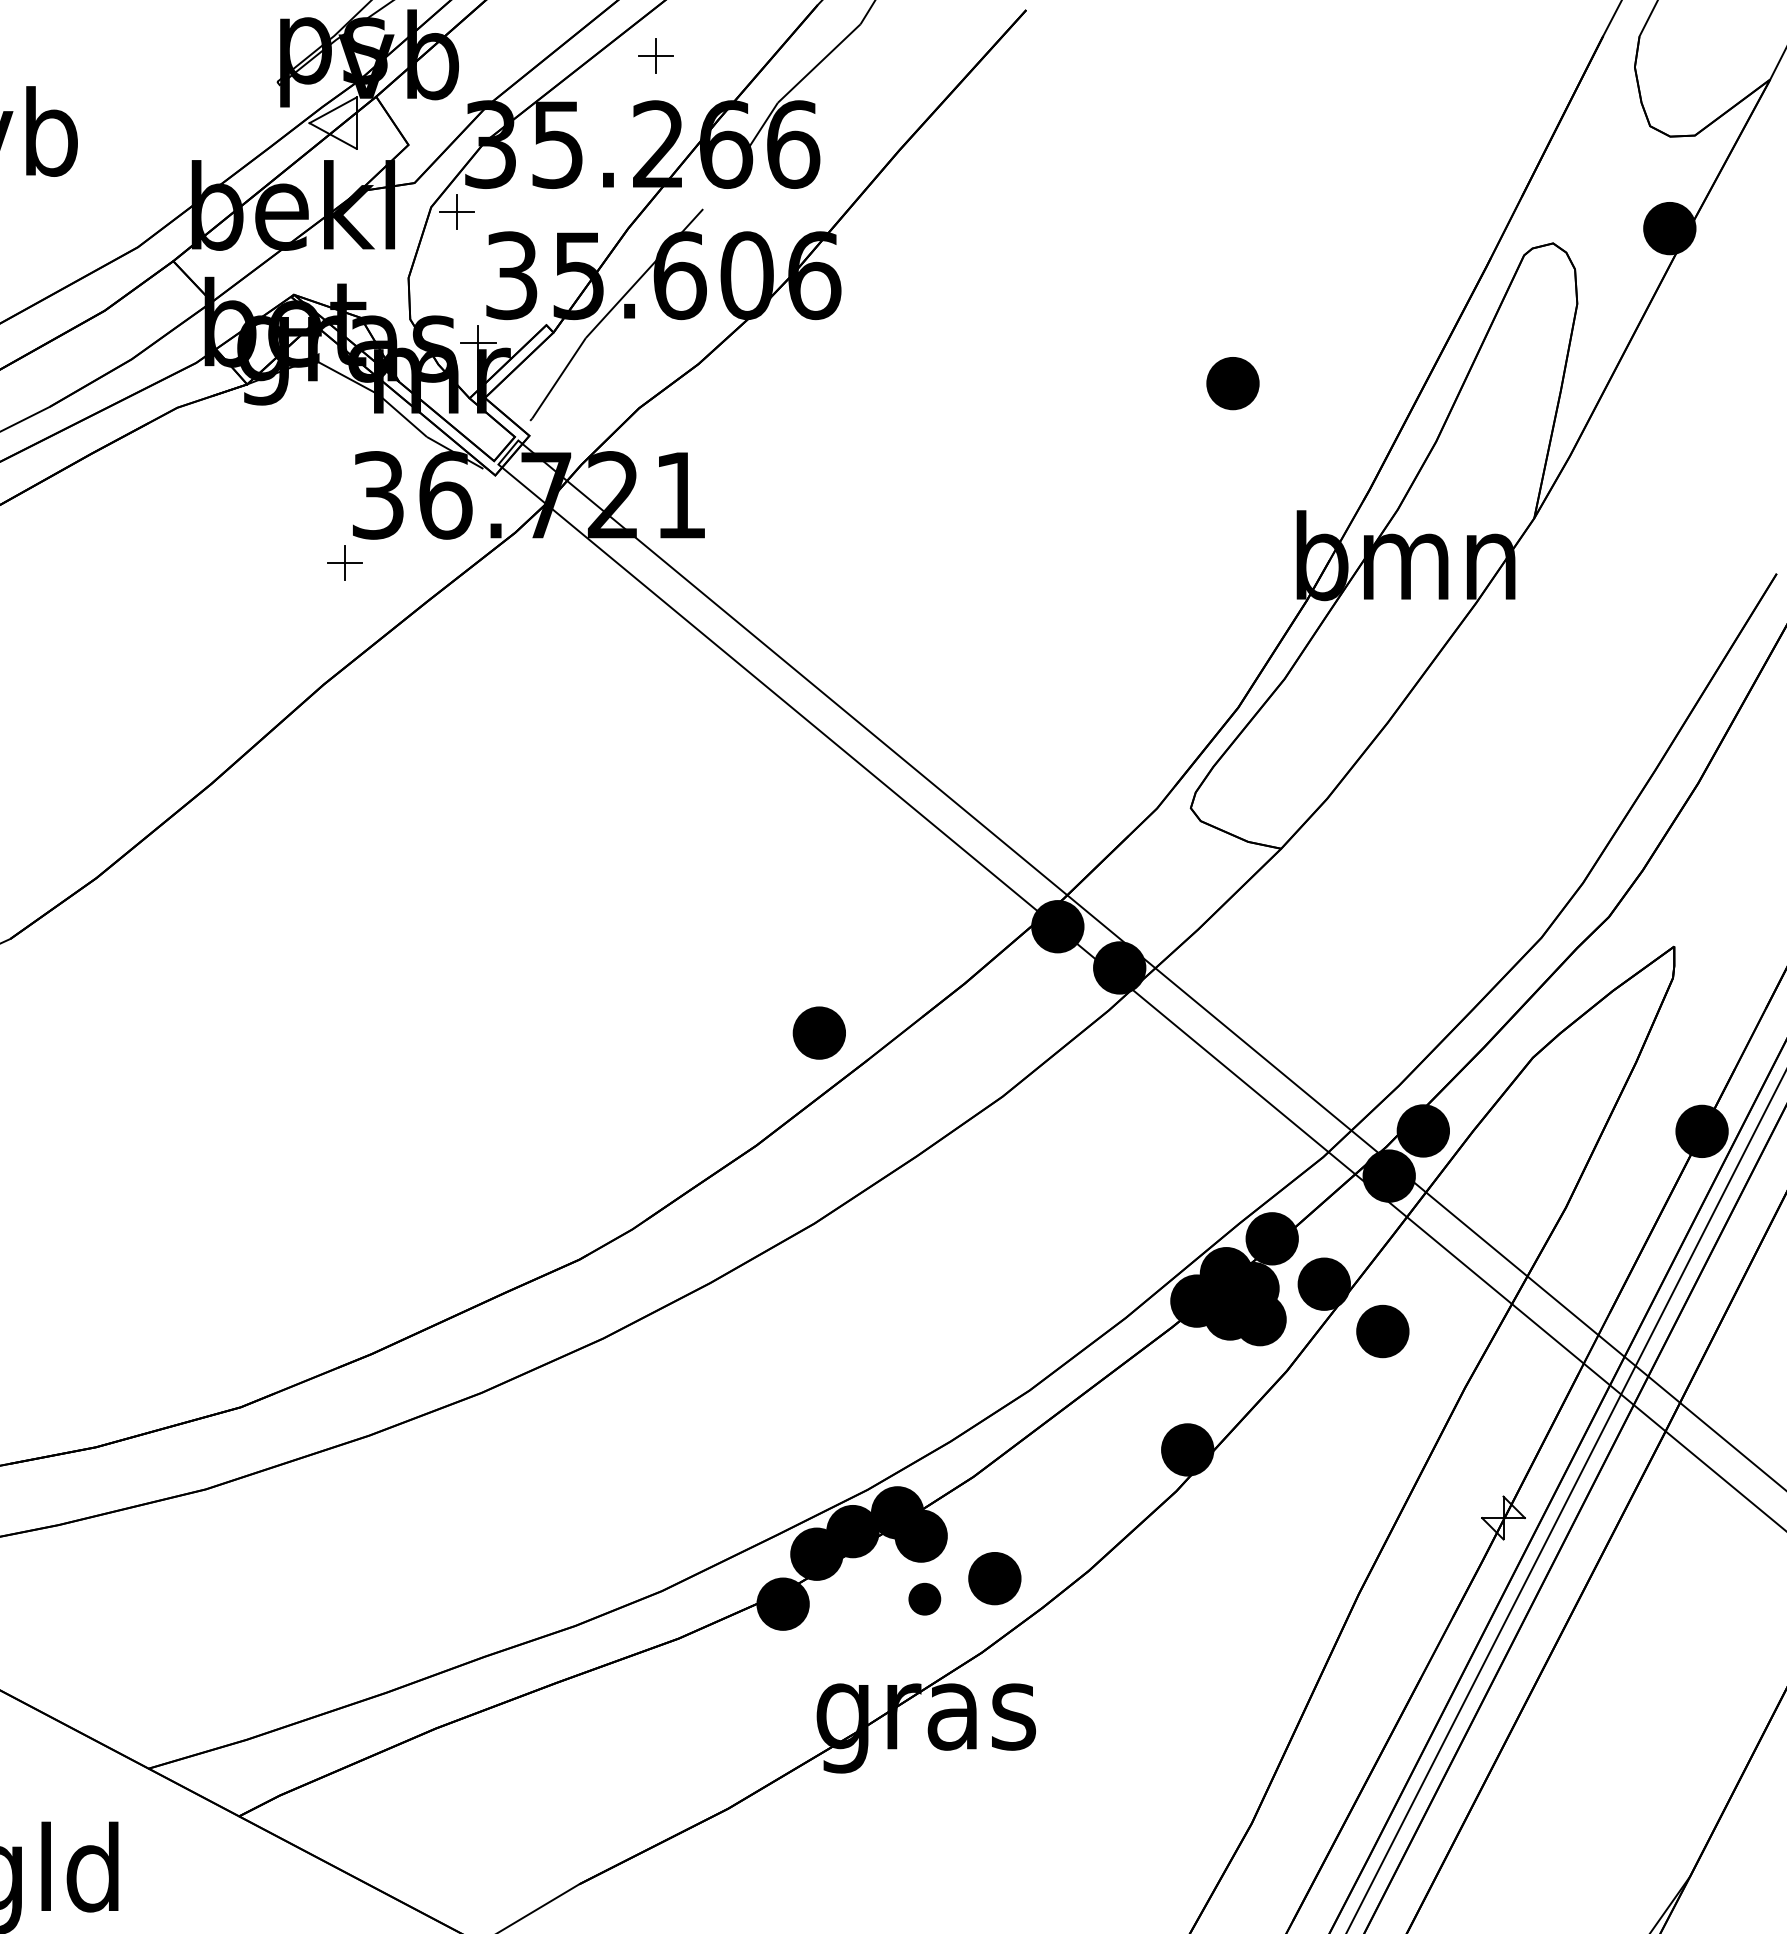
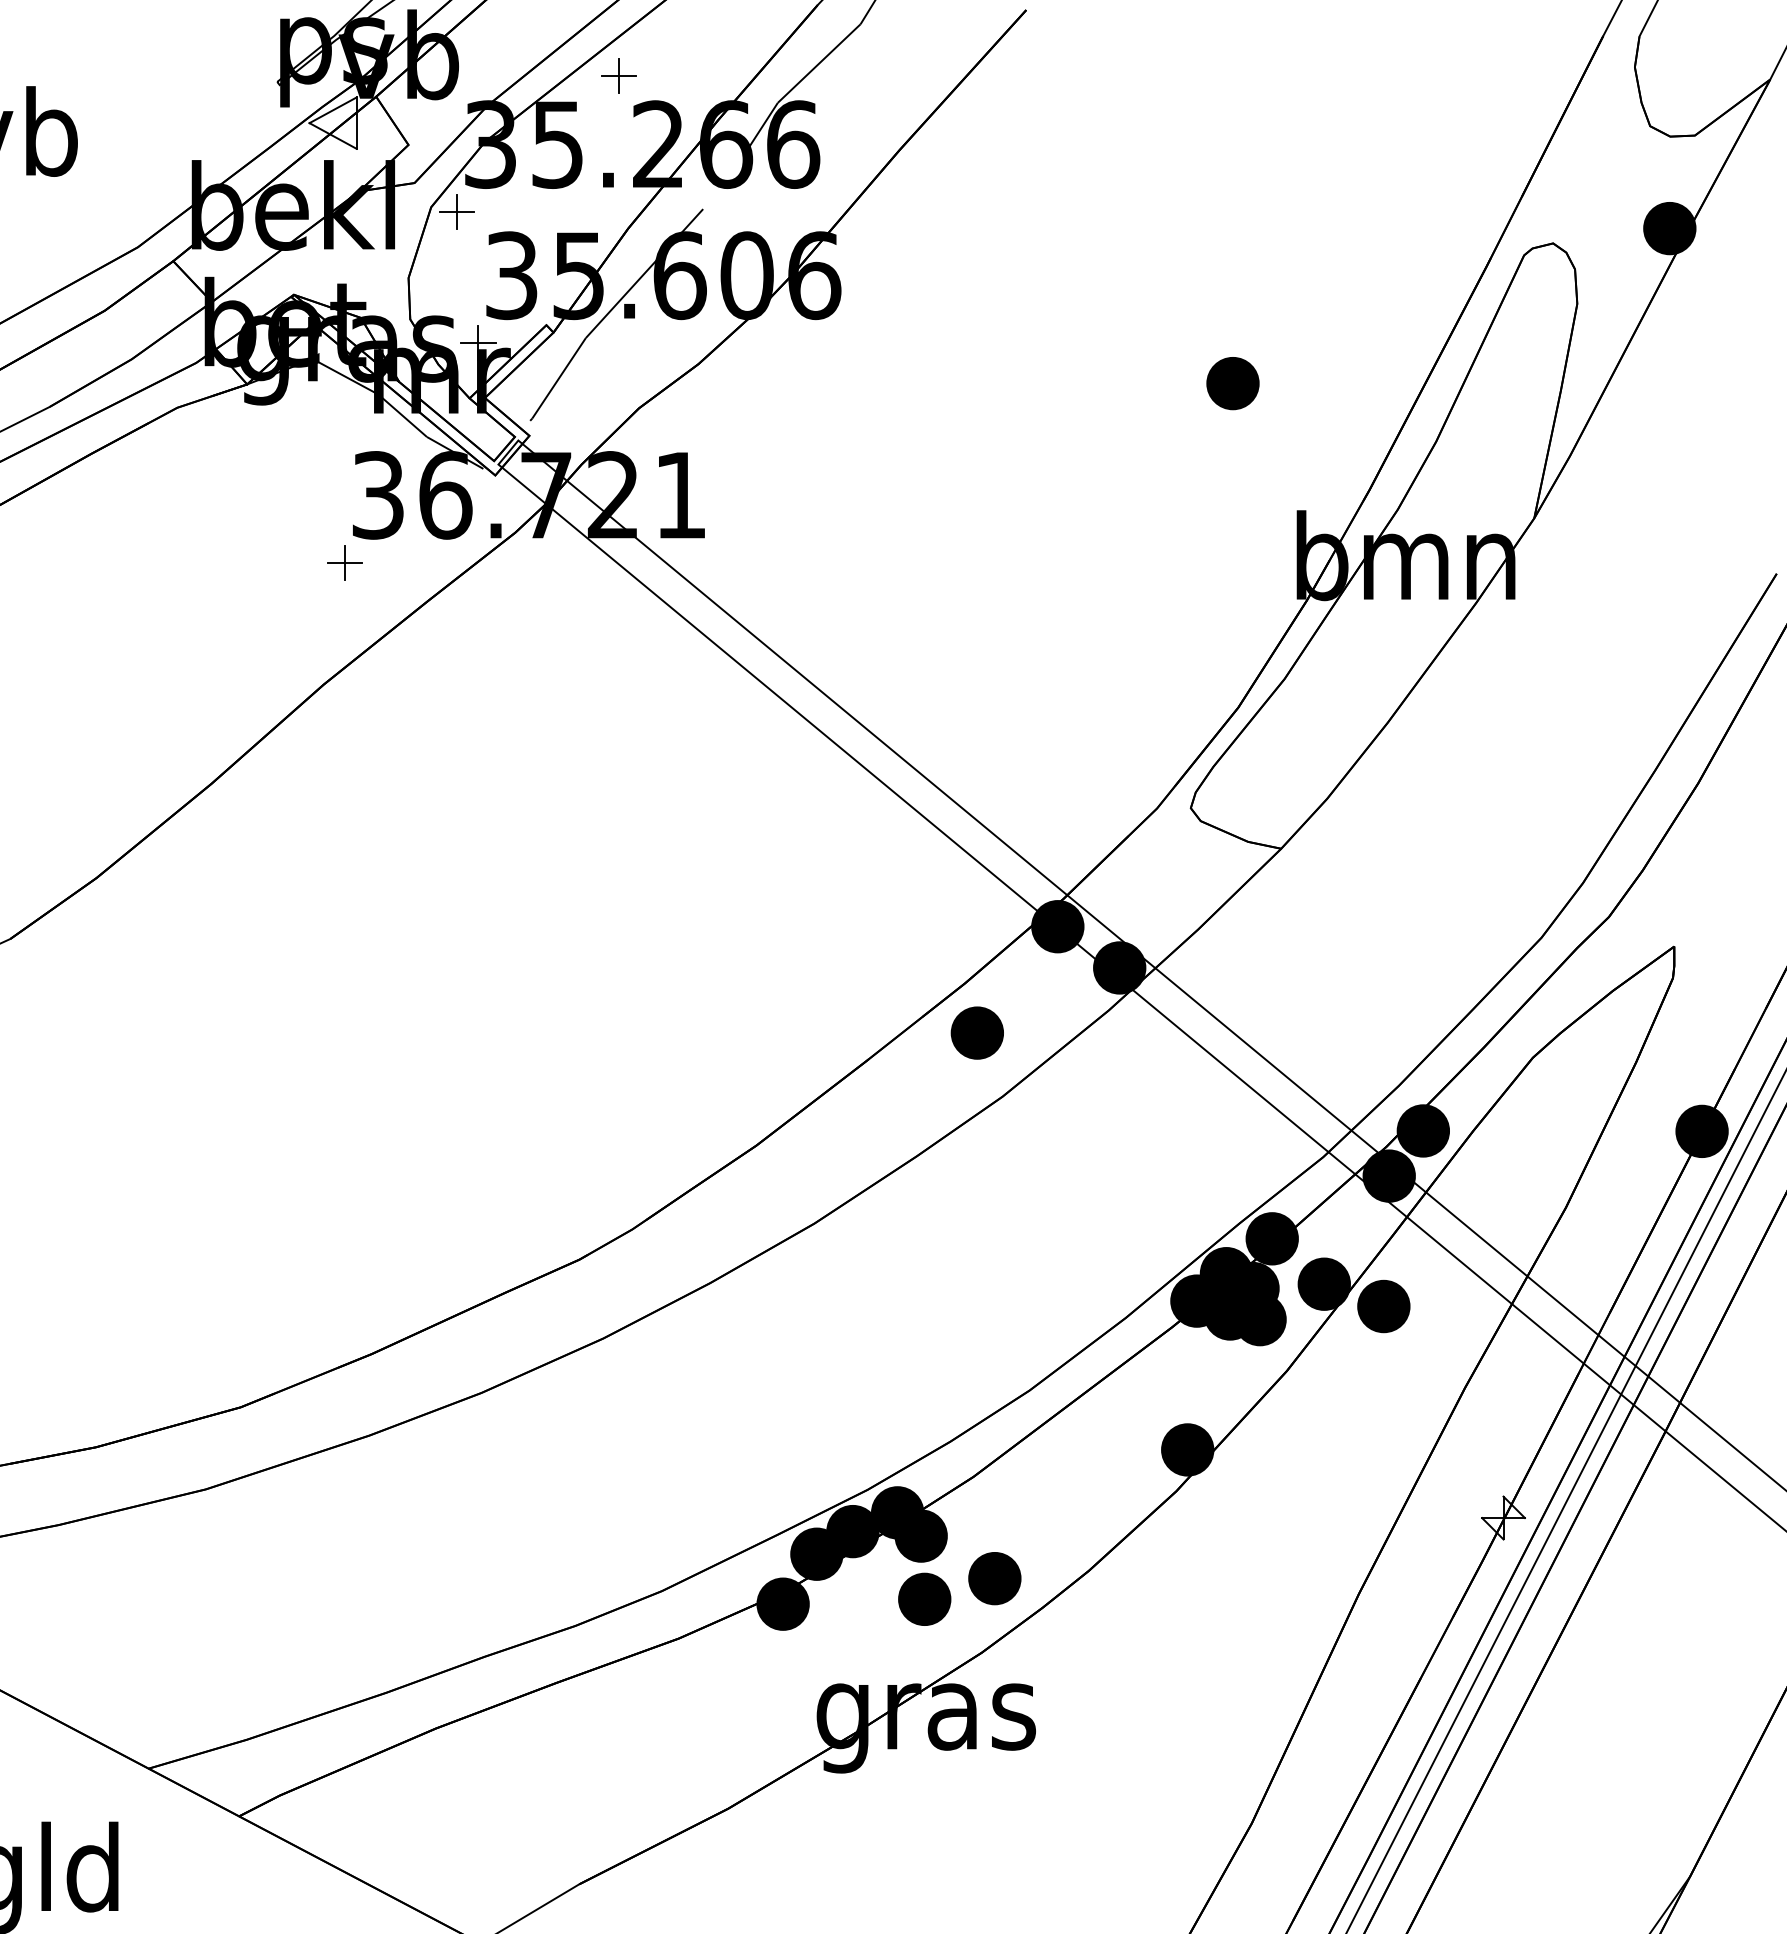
part position: (655, 55) -> (618, 75) (618, 75)
part position: (818, 1032) -> (976, 1032) (976, 1032)
part position: (1382, 1331) -> (1383, 1306) (1383, 1306)
part size: 34x34 px -> 54x54 px (924, 1598)
